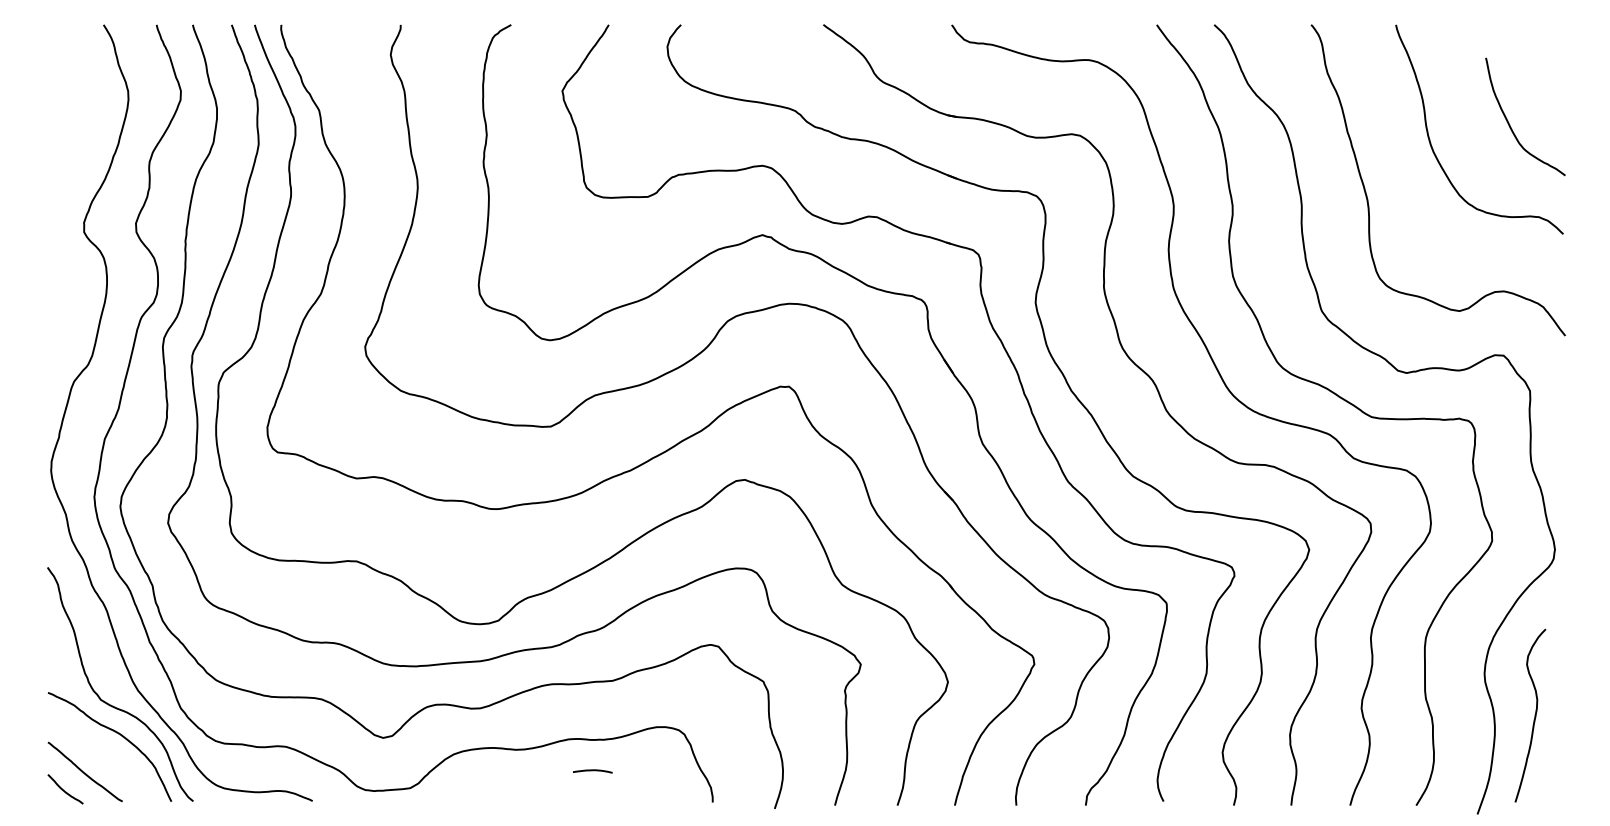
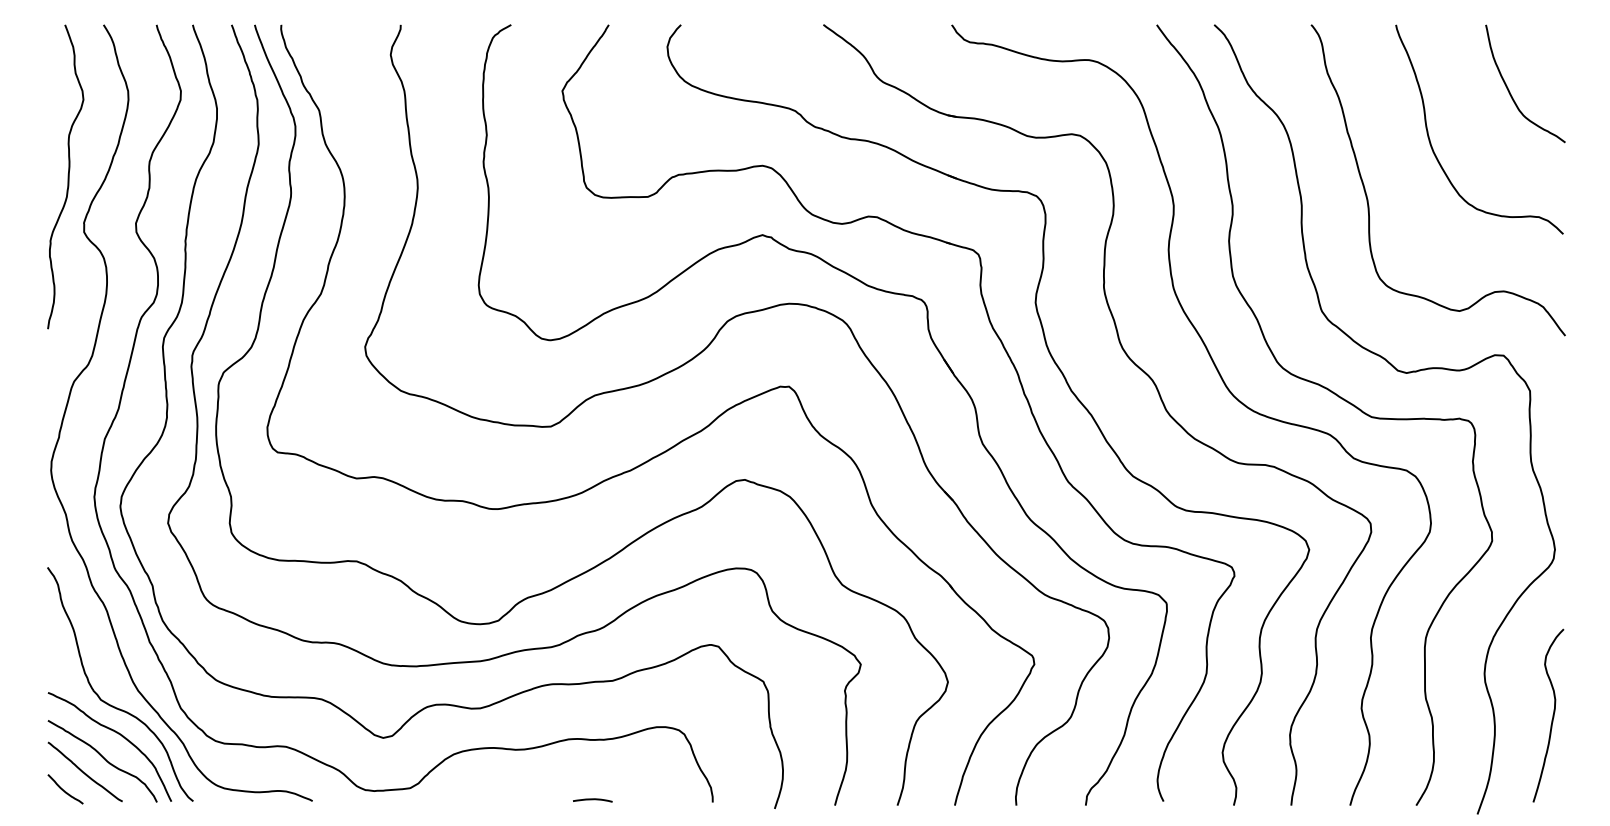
curve position: (1509, 122) -> (1509, 89) (1509, 89)
curve: none -> present (67, 176)
curve position: (1534, 715) -> (1552, 715) (1552, 715)
curve: none -> present (103, 759)
curve position: (592, 771) -> (592, 800) (592, 800)
